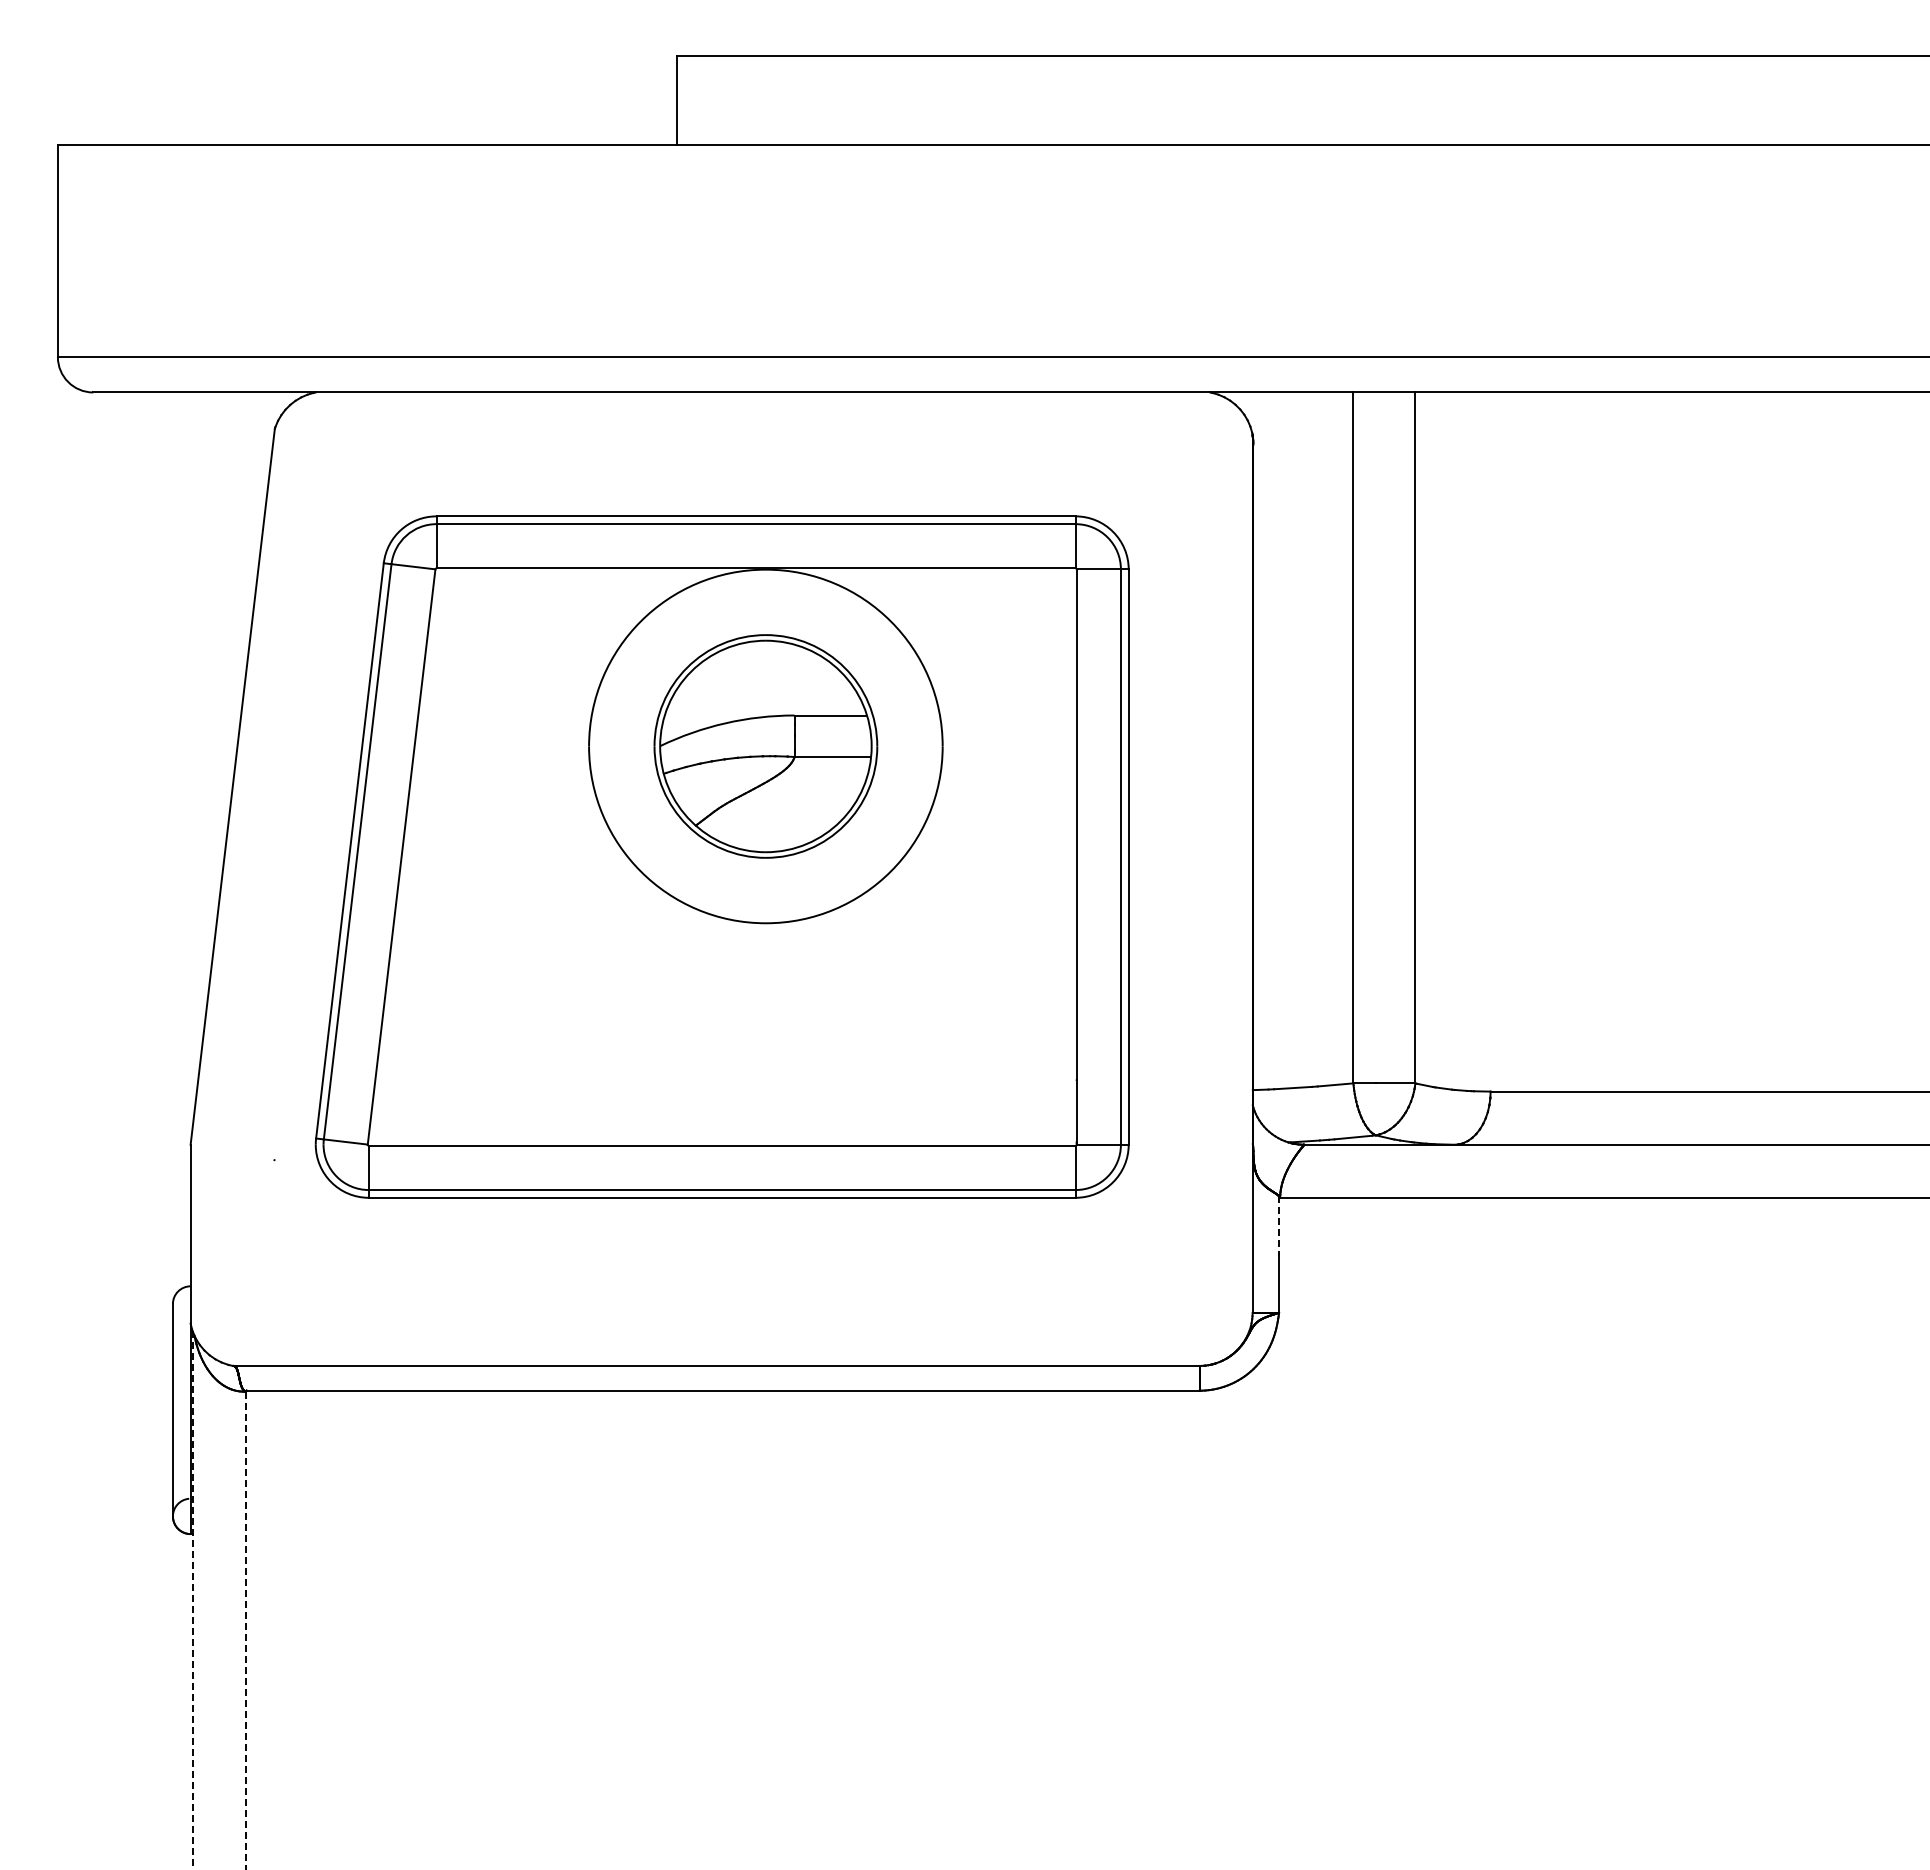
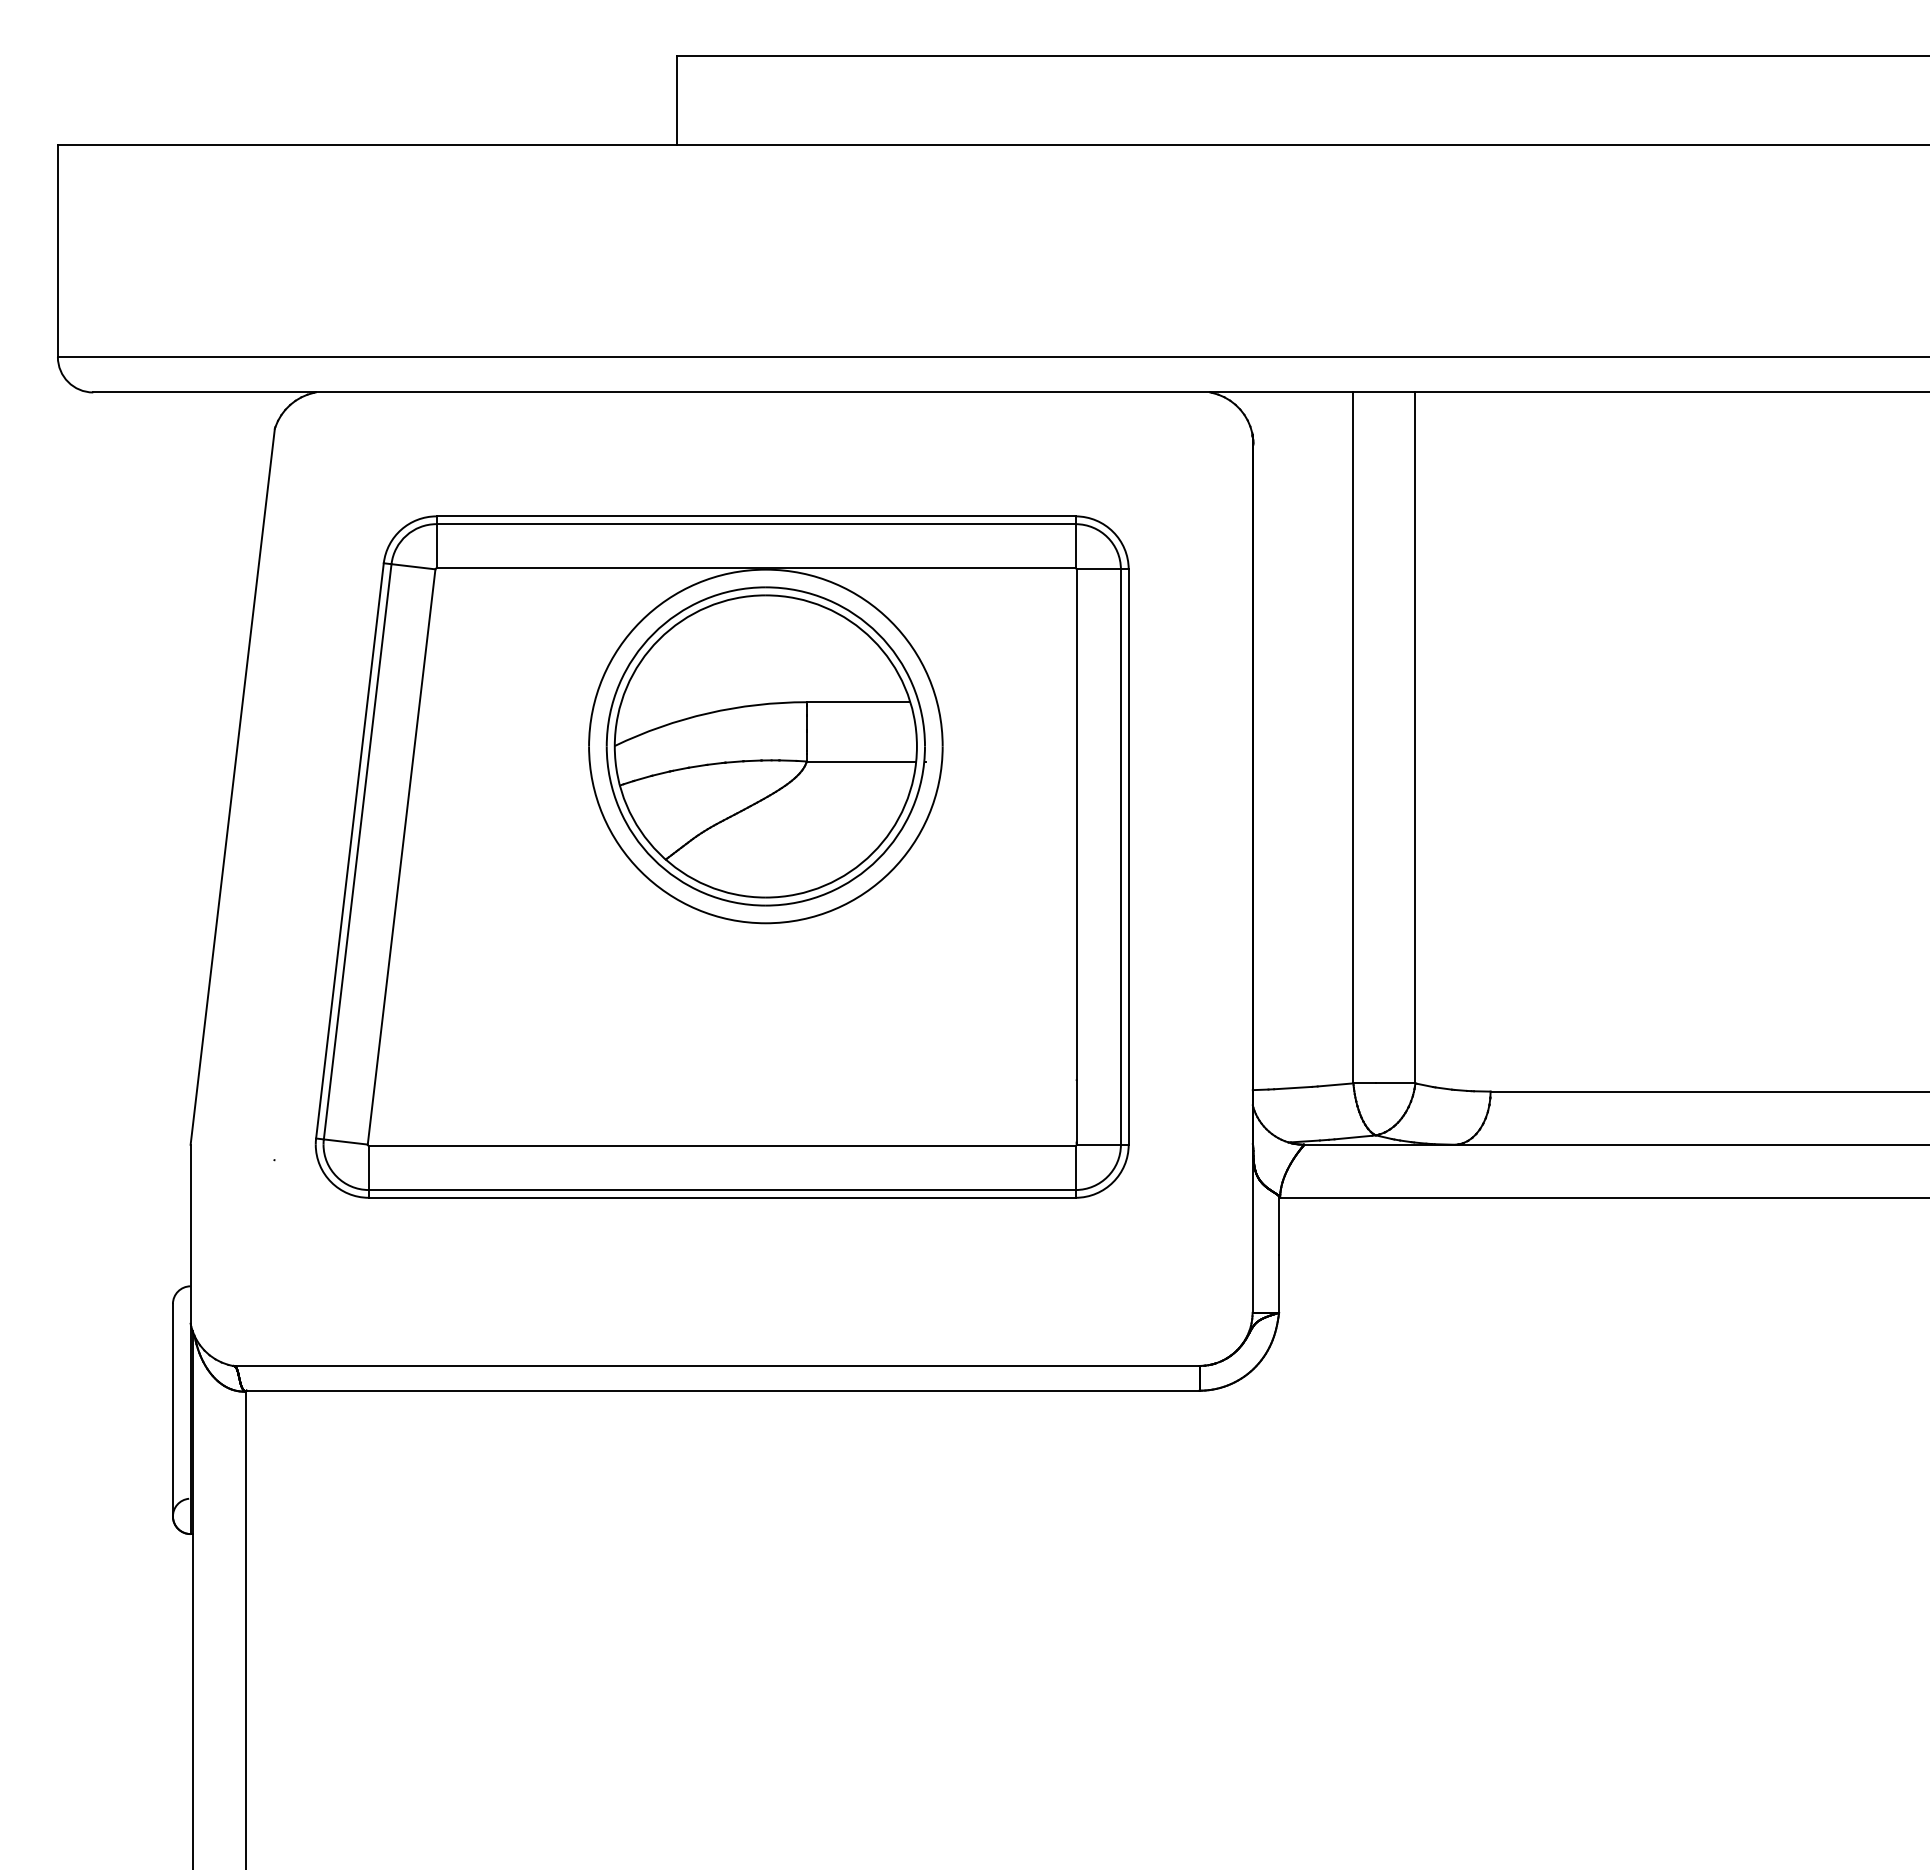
part size: 226x225 px -> 322x321 px (765, 746)
line: dashed -> solid (1279, 1226)
line: dashed -> solid (192, 1600)
line: dashed -> solid (245, 1630)
